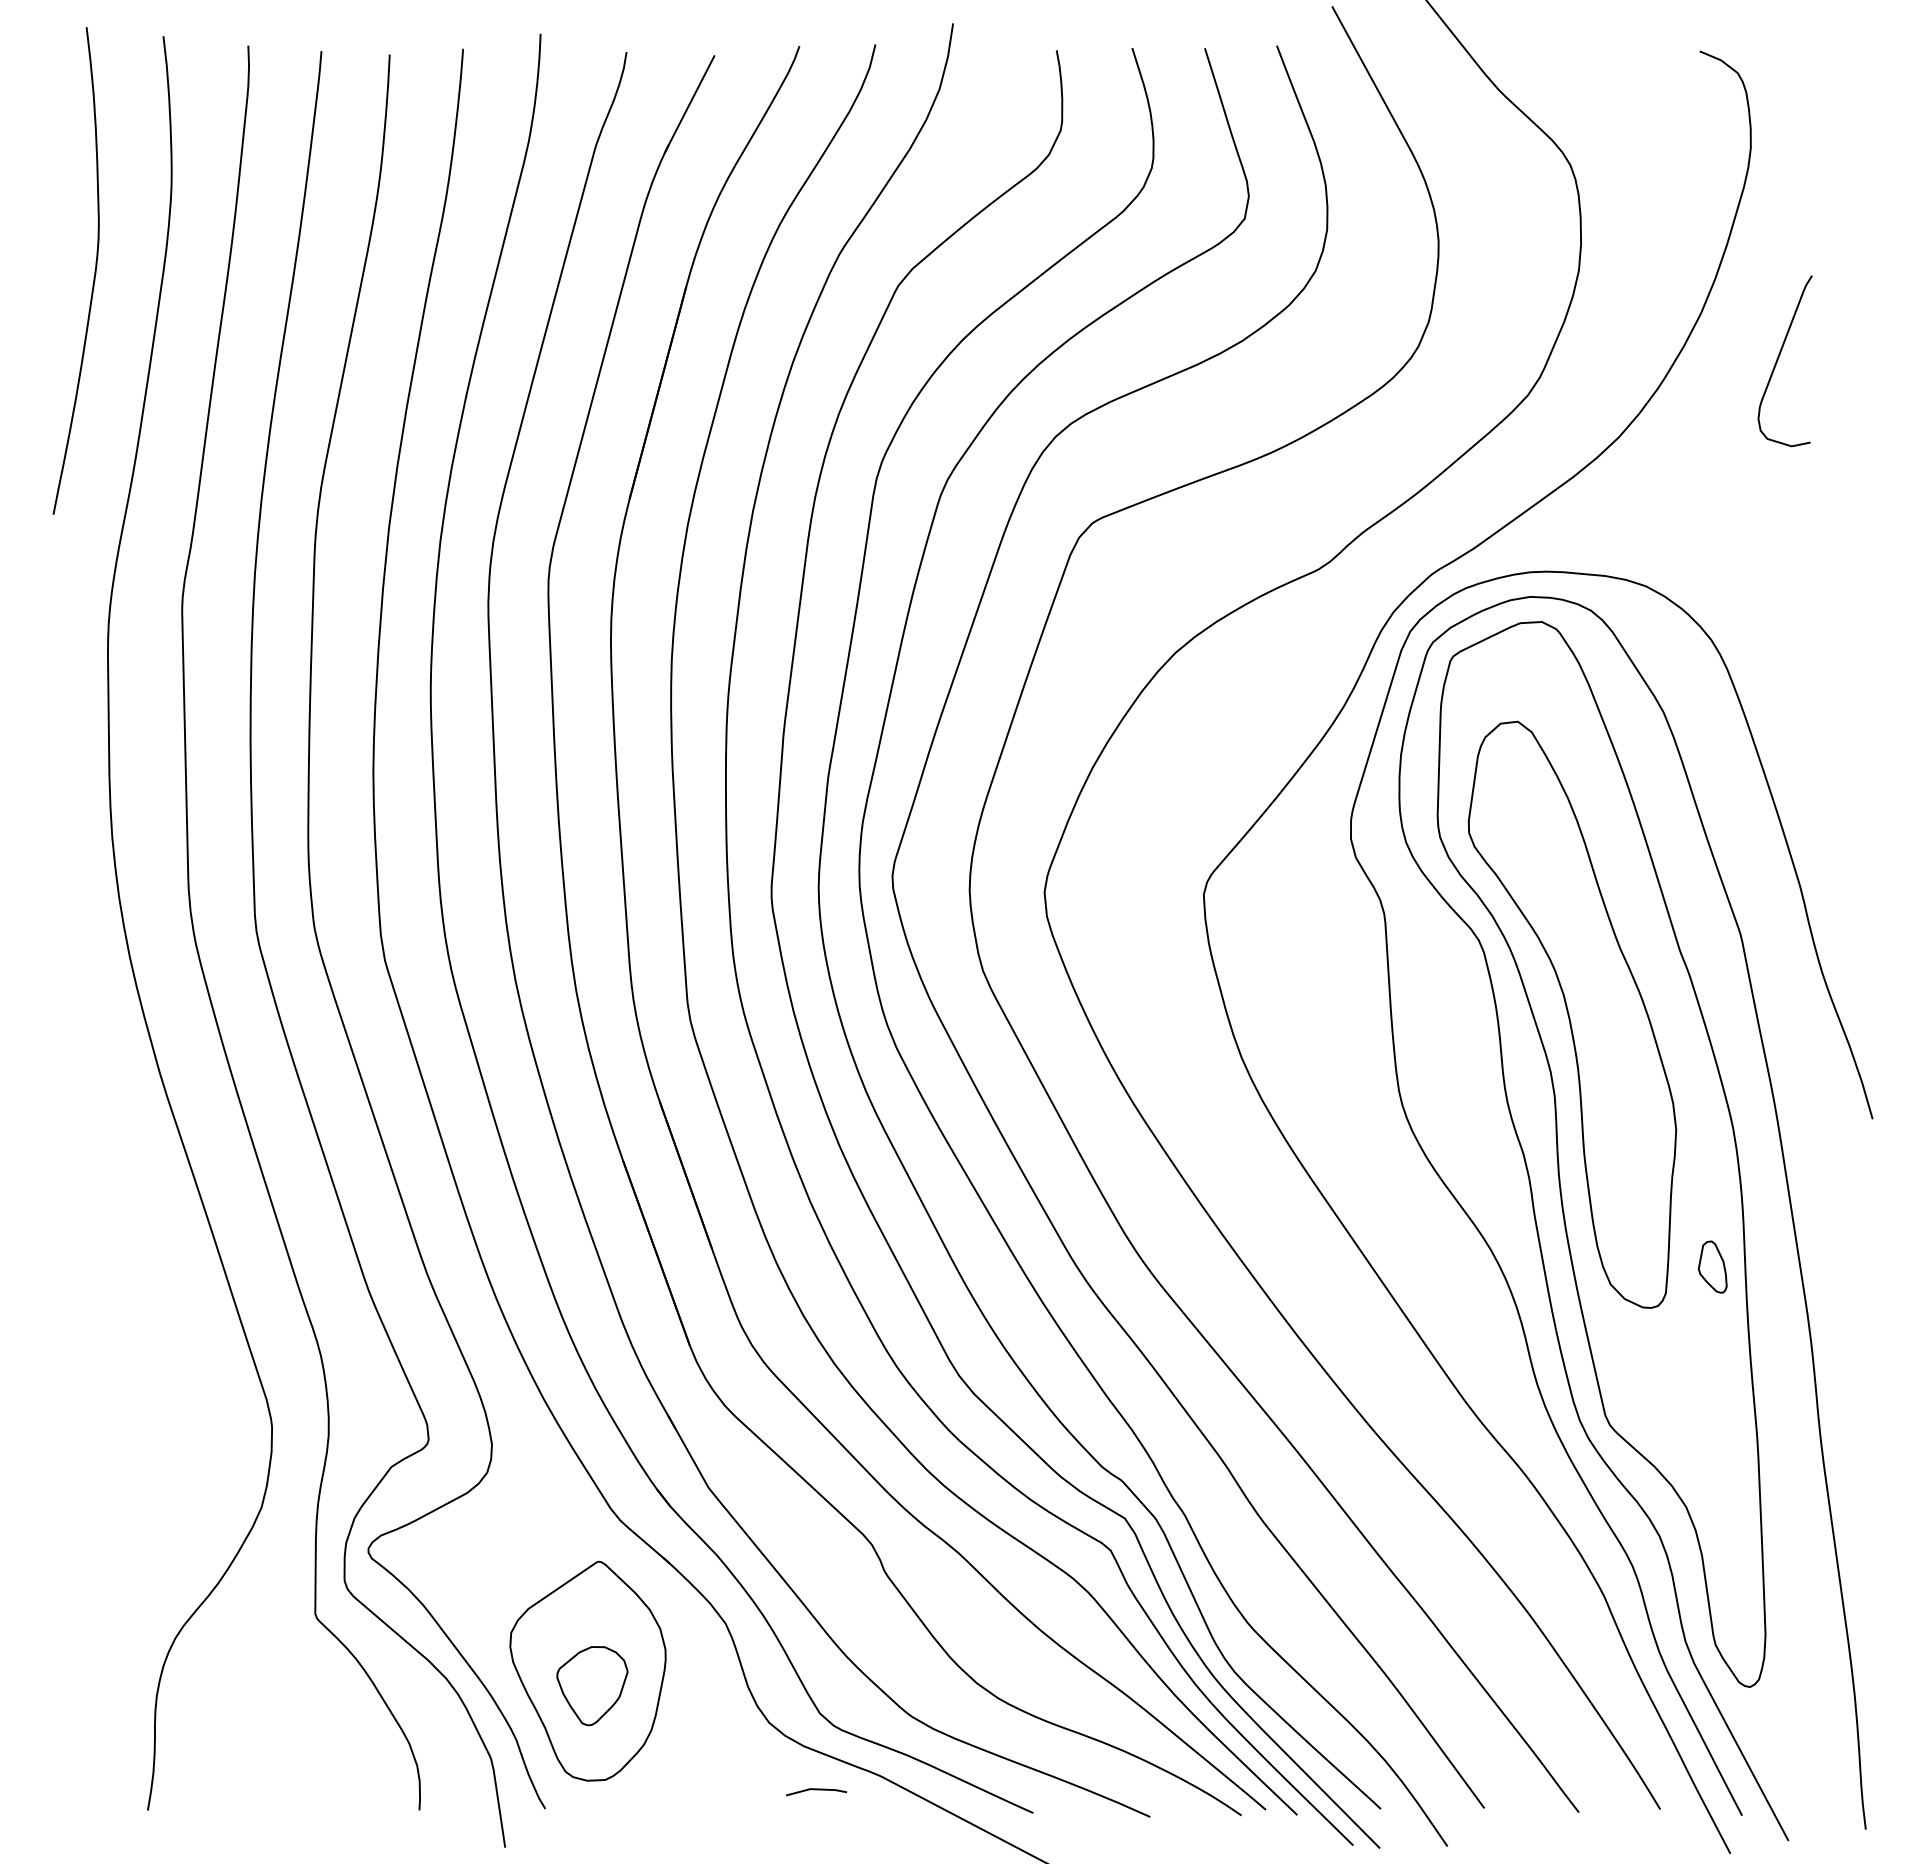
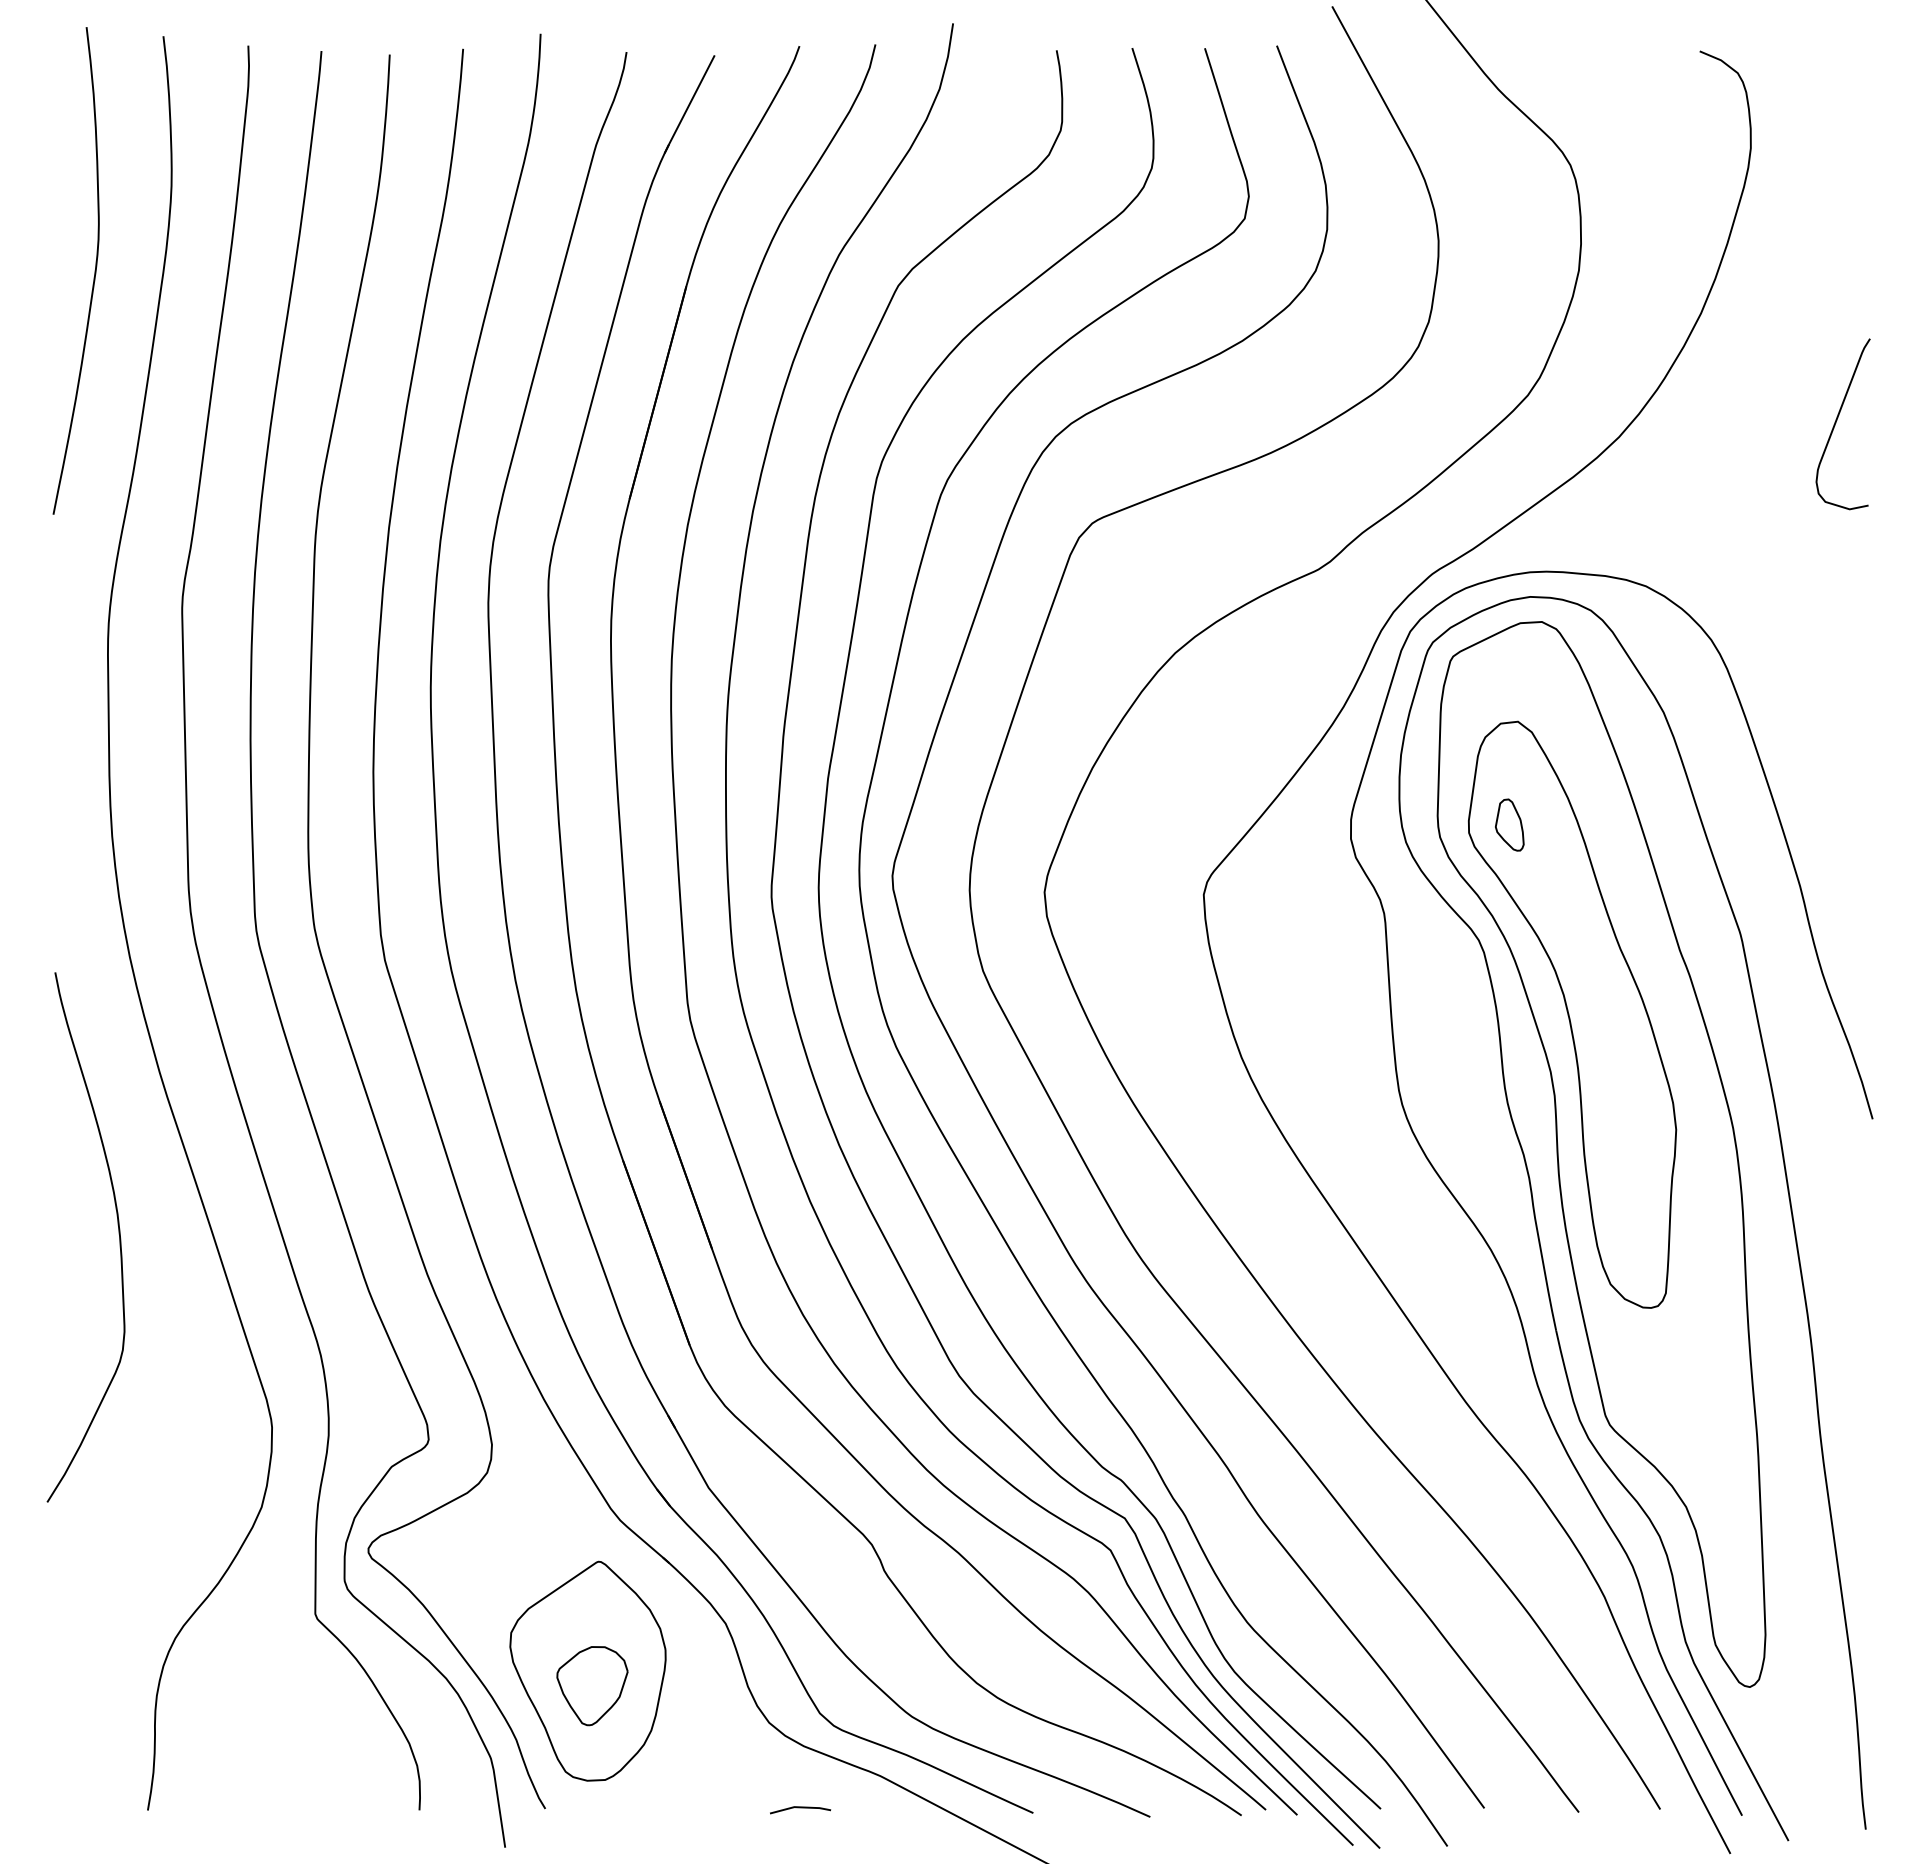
curve position: (1778, 360) -> (1836, 423) (1836, 423)
curve: none -> present (118, 1234)
part position: (1712, 1266) -> (1509, 824) (1509, 824)
line position: (816, 1790) -> (800, 1808) (800, 1808)
